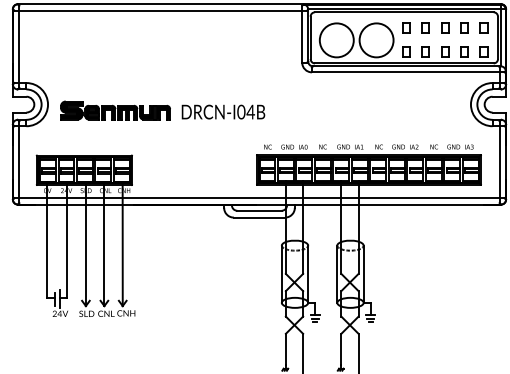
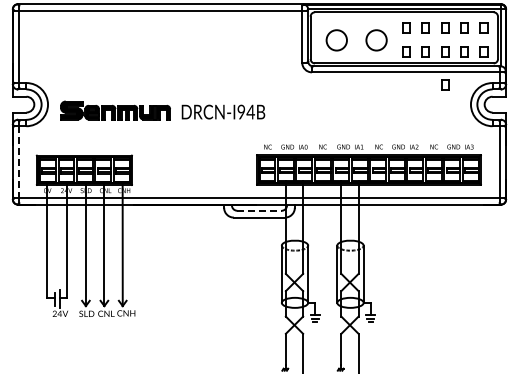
circle diameter: 34 px -> 20 px (336, 40)
circle diameter: 34 px -> 20 px (376, 40)
part: none -> present (445, 84)
text: DRCN-I04B -> DRCN-I94B (241, 112)
line: solid -> dashed (19, 162)
line: solid -> dashed (259, 210)
